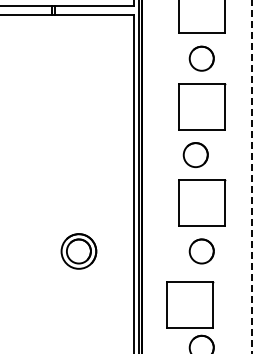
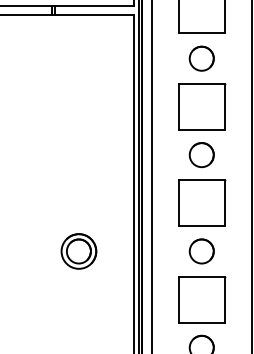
circle position: (195, 155) -> (201, 155) (201, 155)
line: none -> present (151, 176)
line: dashed -> solid (251, 176)
part position: (190, 304) -> (202, 299) (202, 299)
